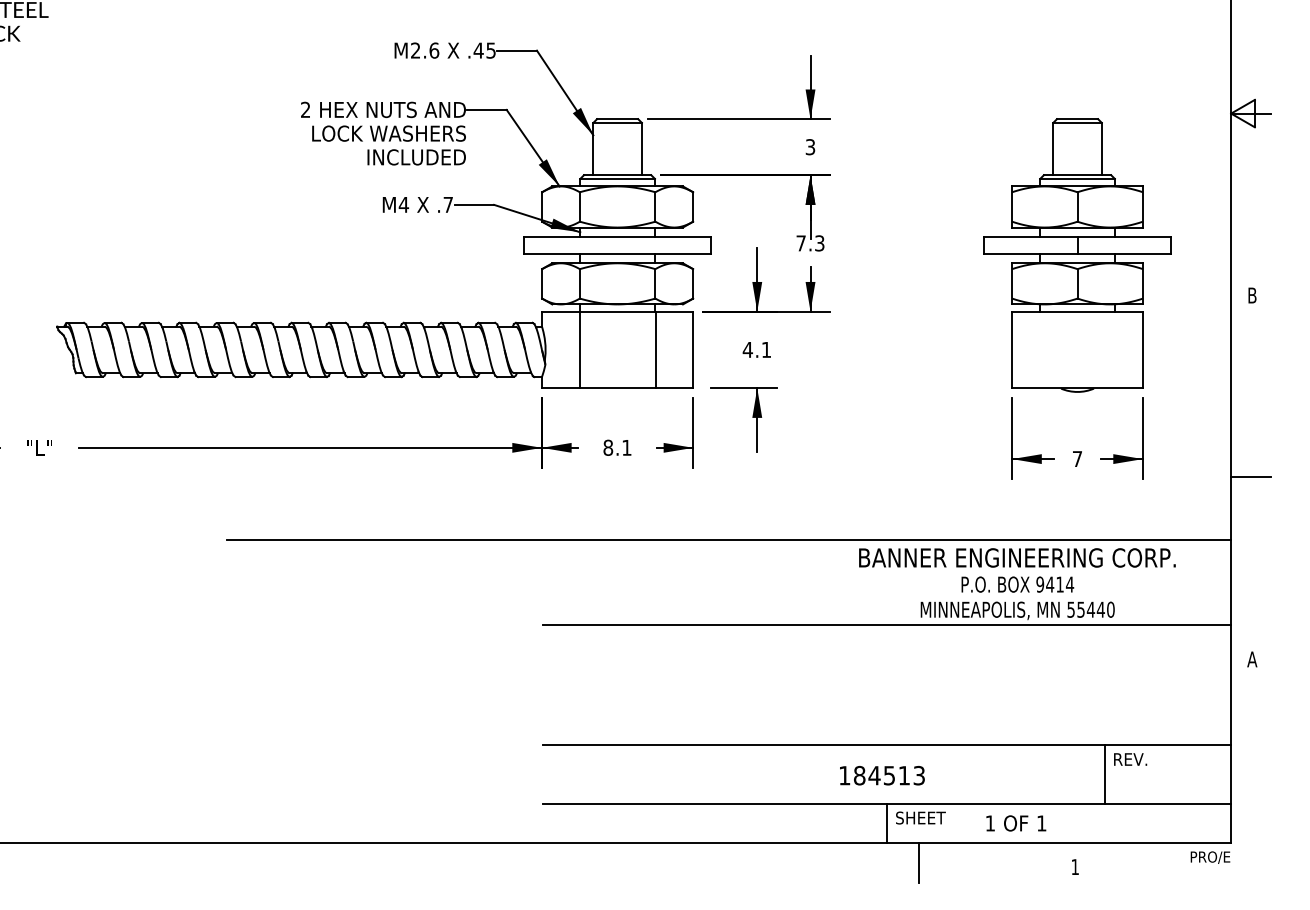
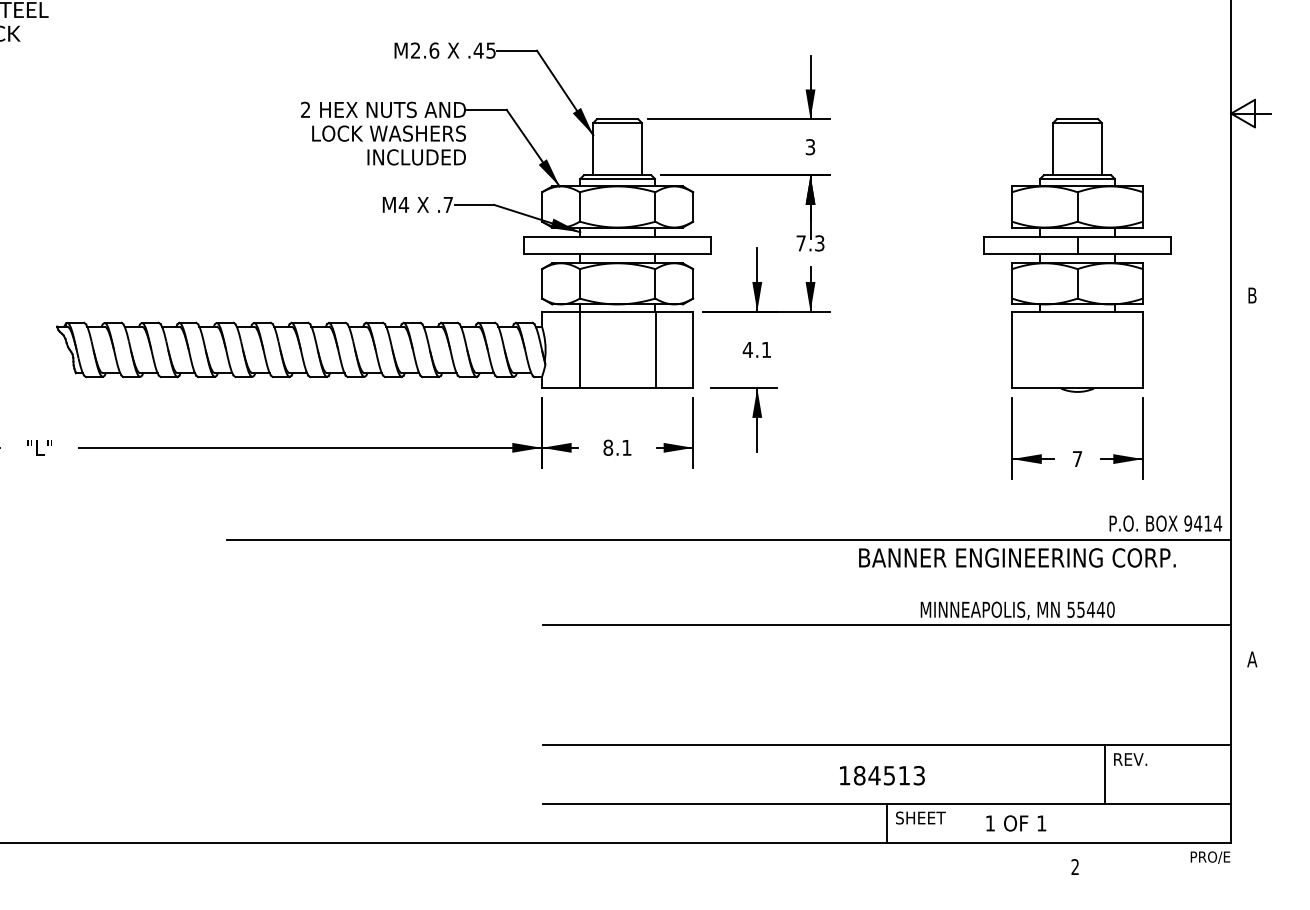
line: present -> none (1250, 477)
text position: (1017, 584) -> (1165, 523) (1165, 523)
line: present -> none (919, 862)
text: 1 -> 2 (1074, 866)
